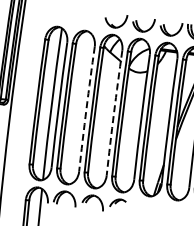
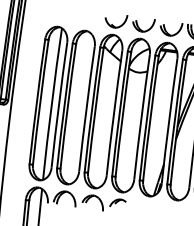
arc: dashed -> solid (86, 109)
arc: dashed -> solid (114, 113)
